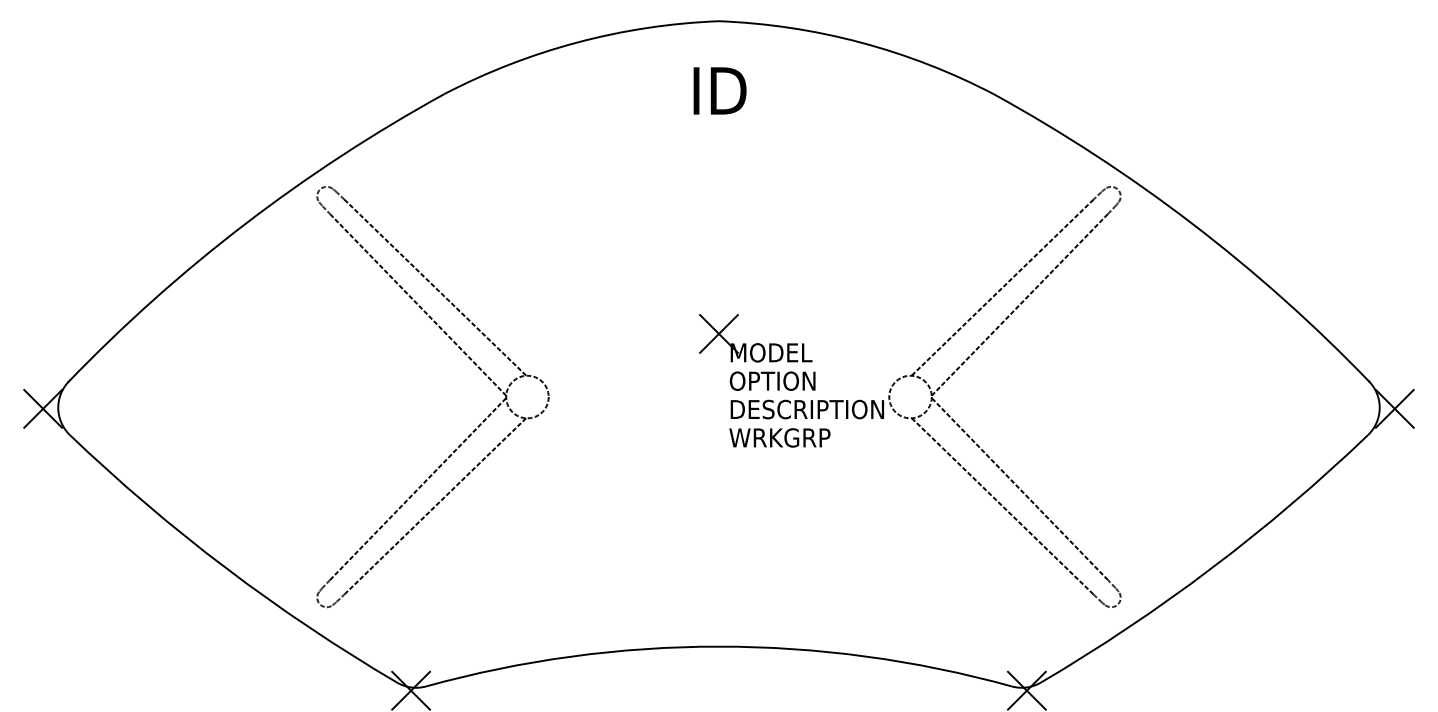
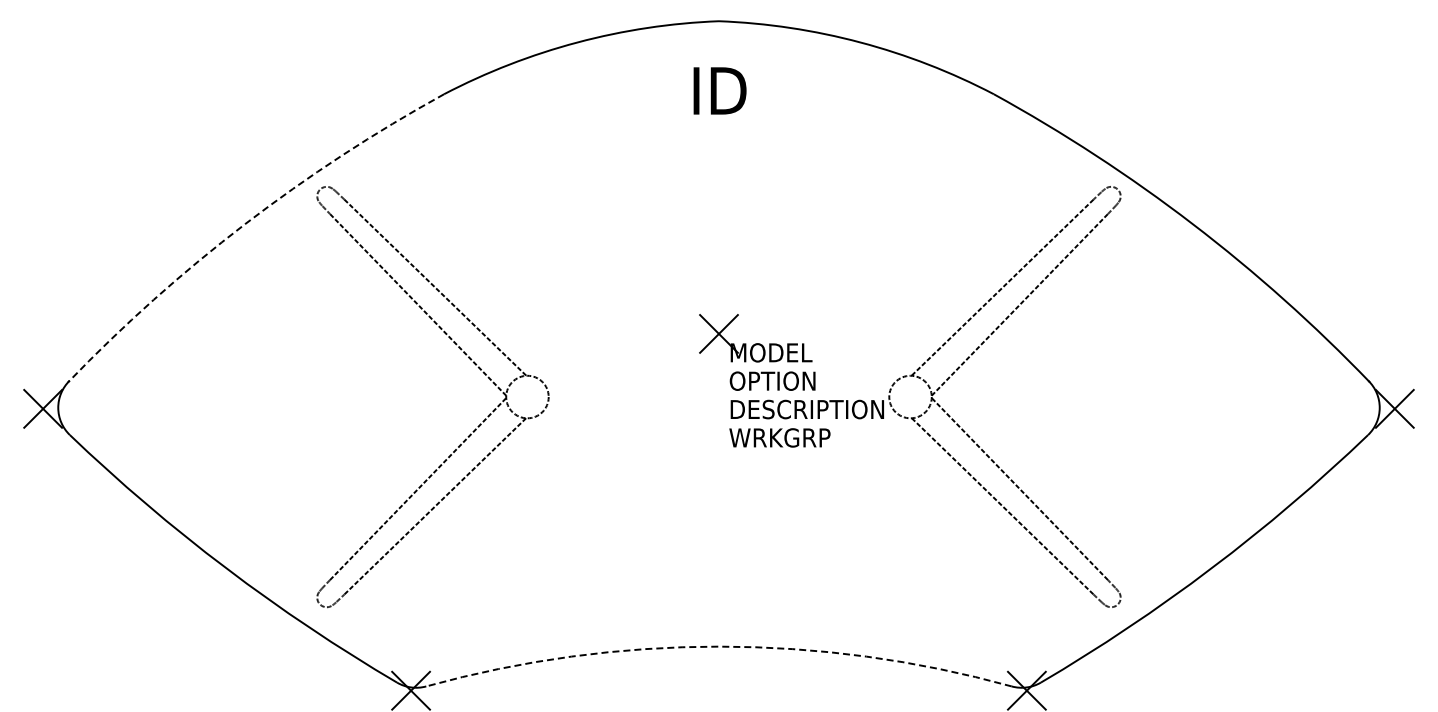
arc: solid -> dashed (245, 224)
arc: solid -> dashed (719, 646)
